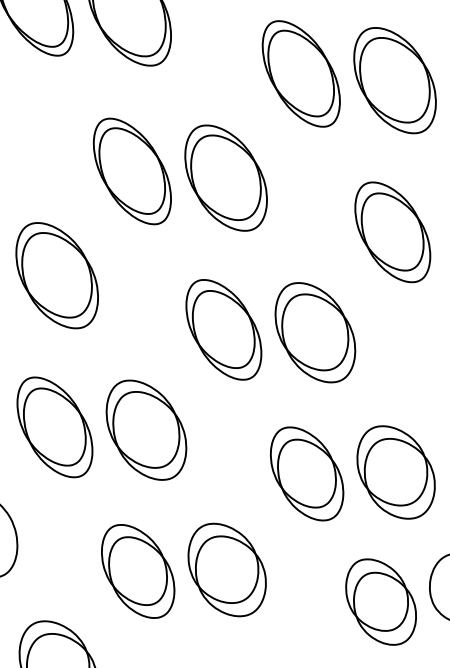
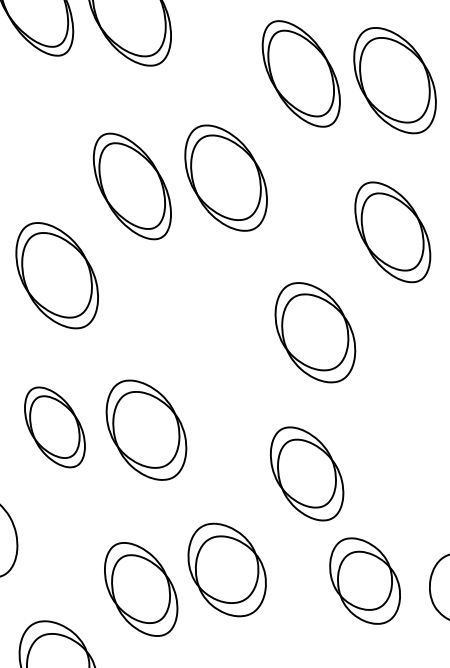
part position: (131, 171) -> (131, 186) (131, 186)
part: present -> none (223, 329)
part size: 78x103 px -> 62x83 px (54, 427)
part: present -> none (395, 472)
part position: (138, 571) -> (141, 589) (141, 589)
part position: (380, 601) -> (364, 580) (364, 580)
